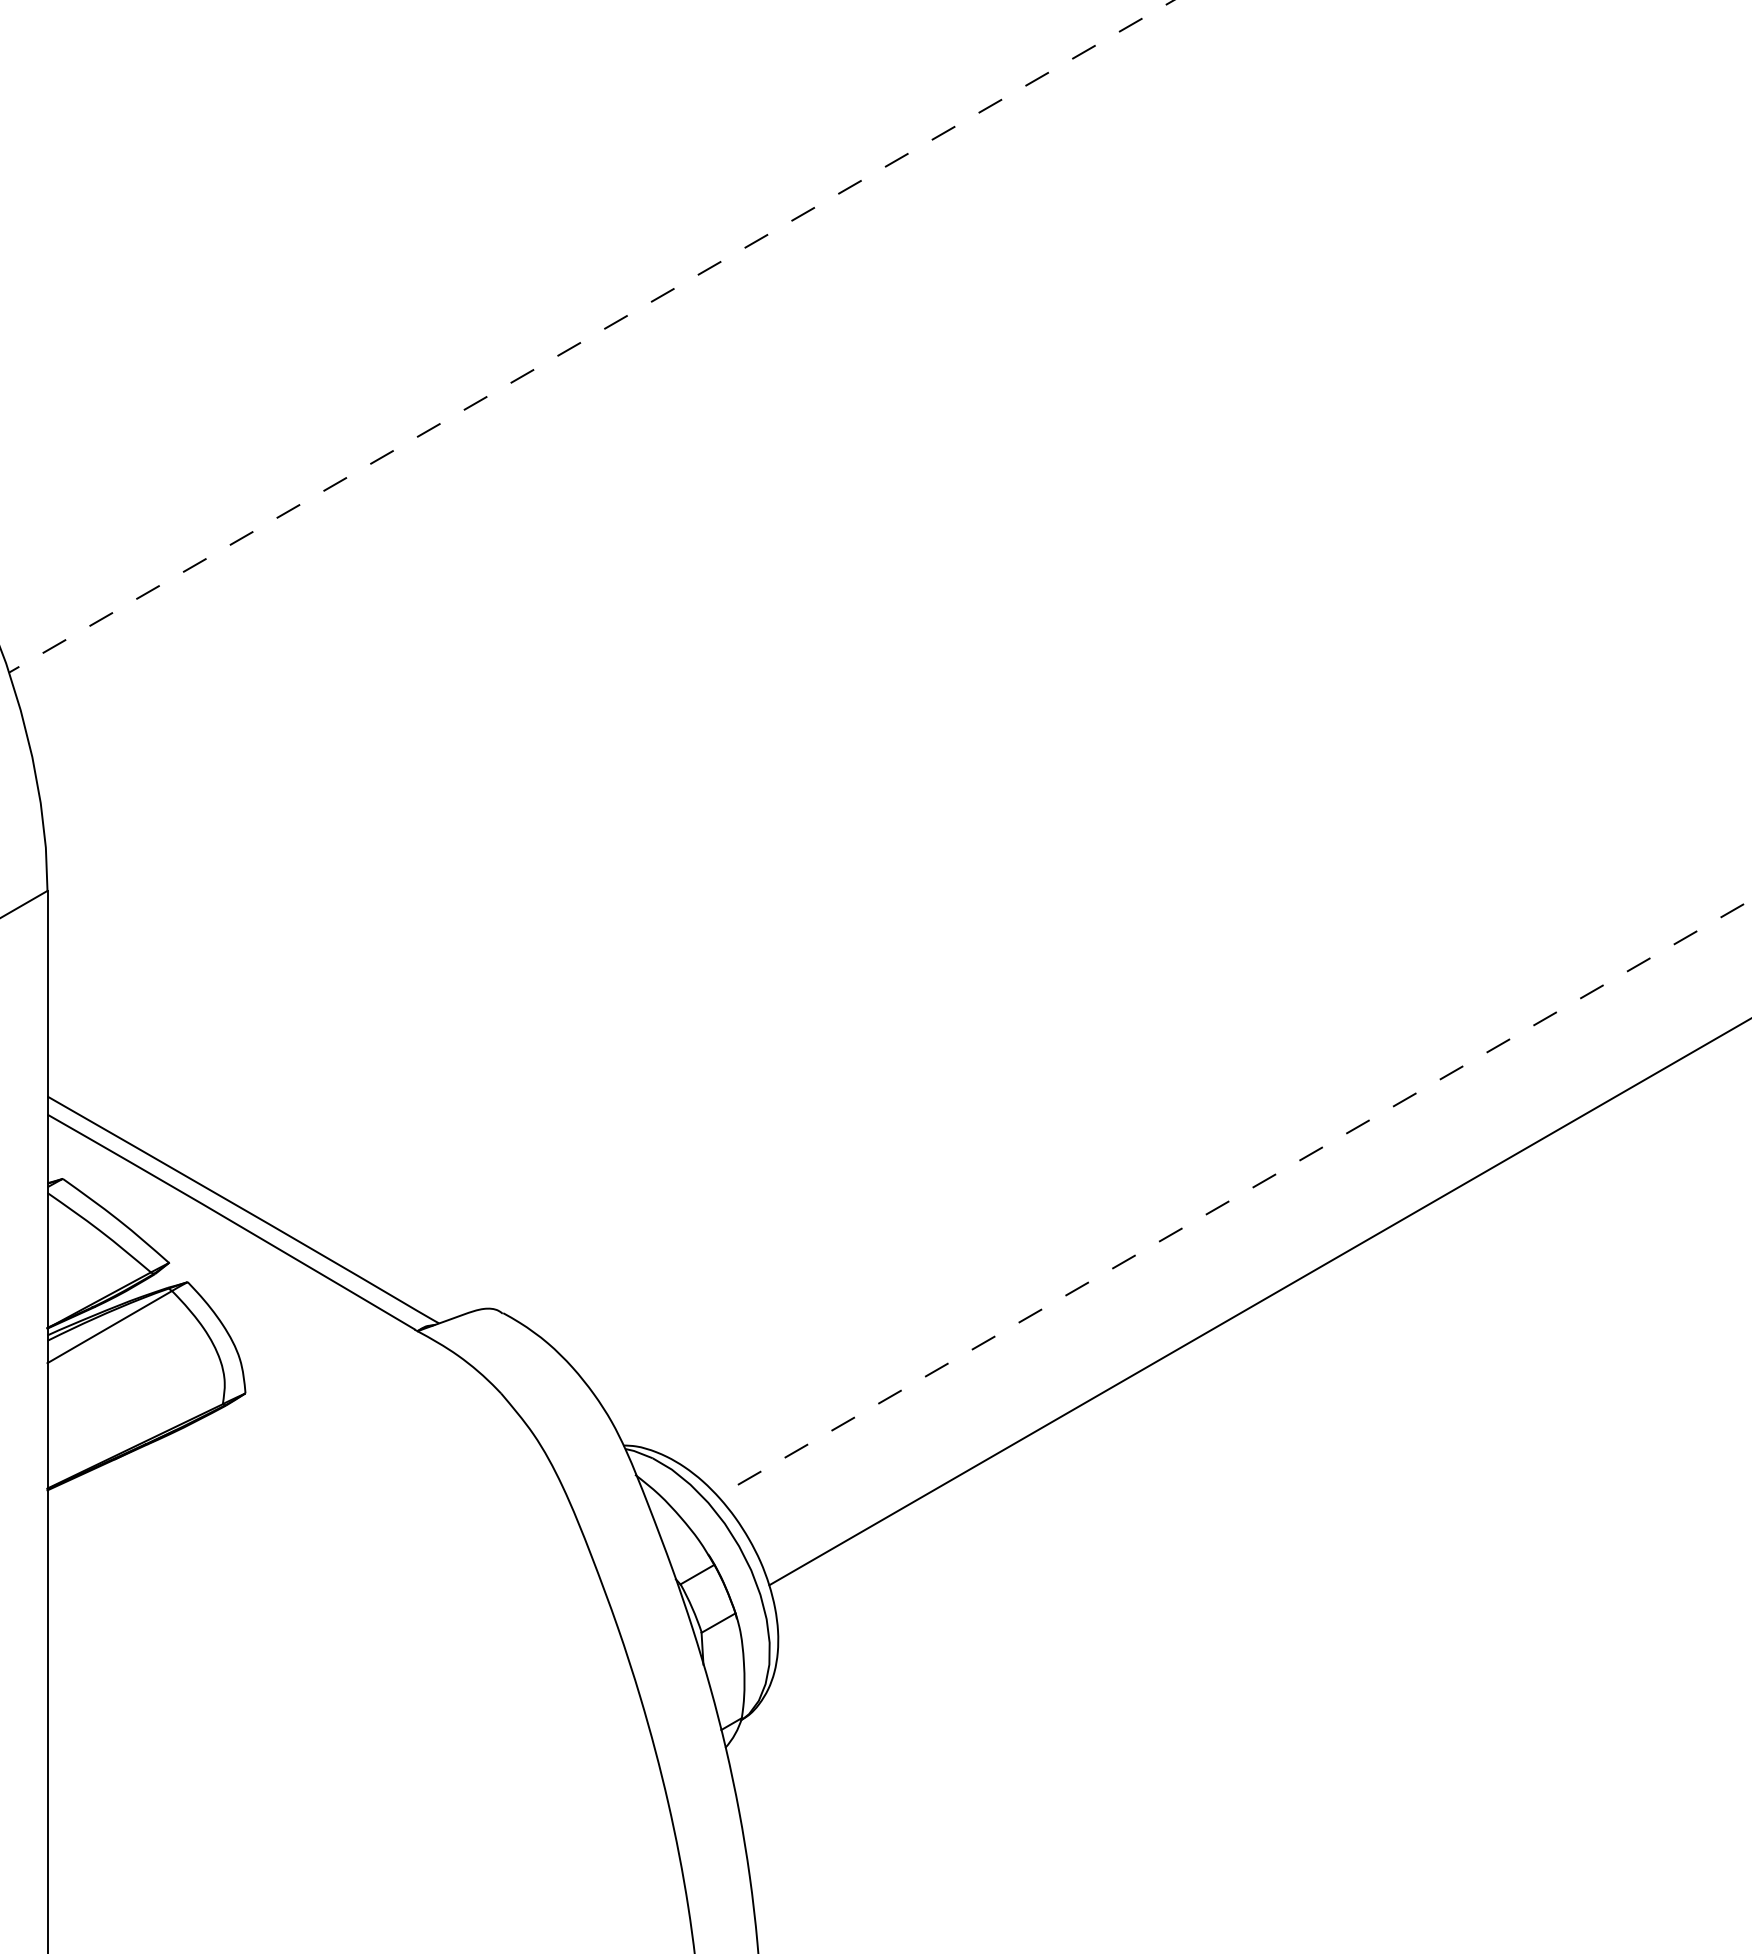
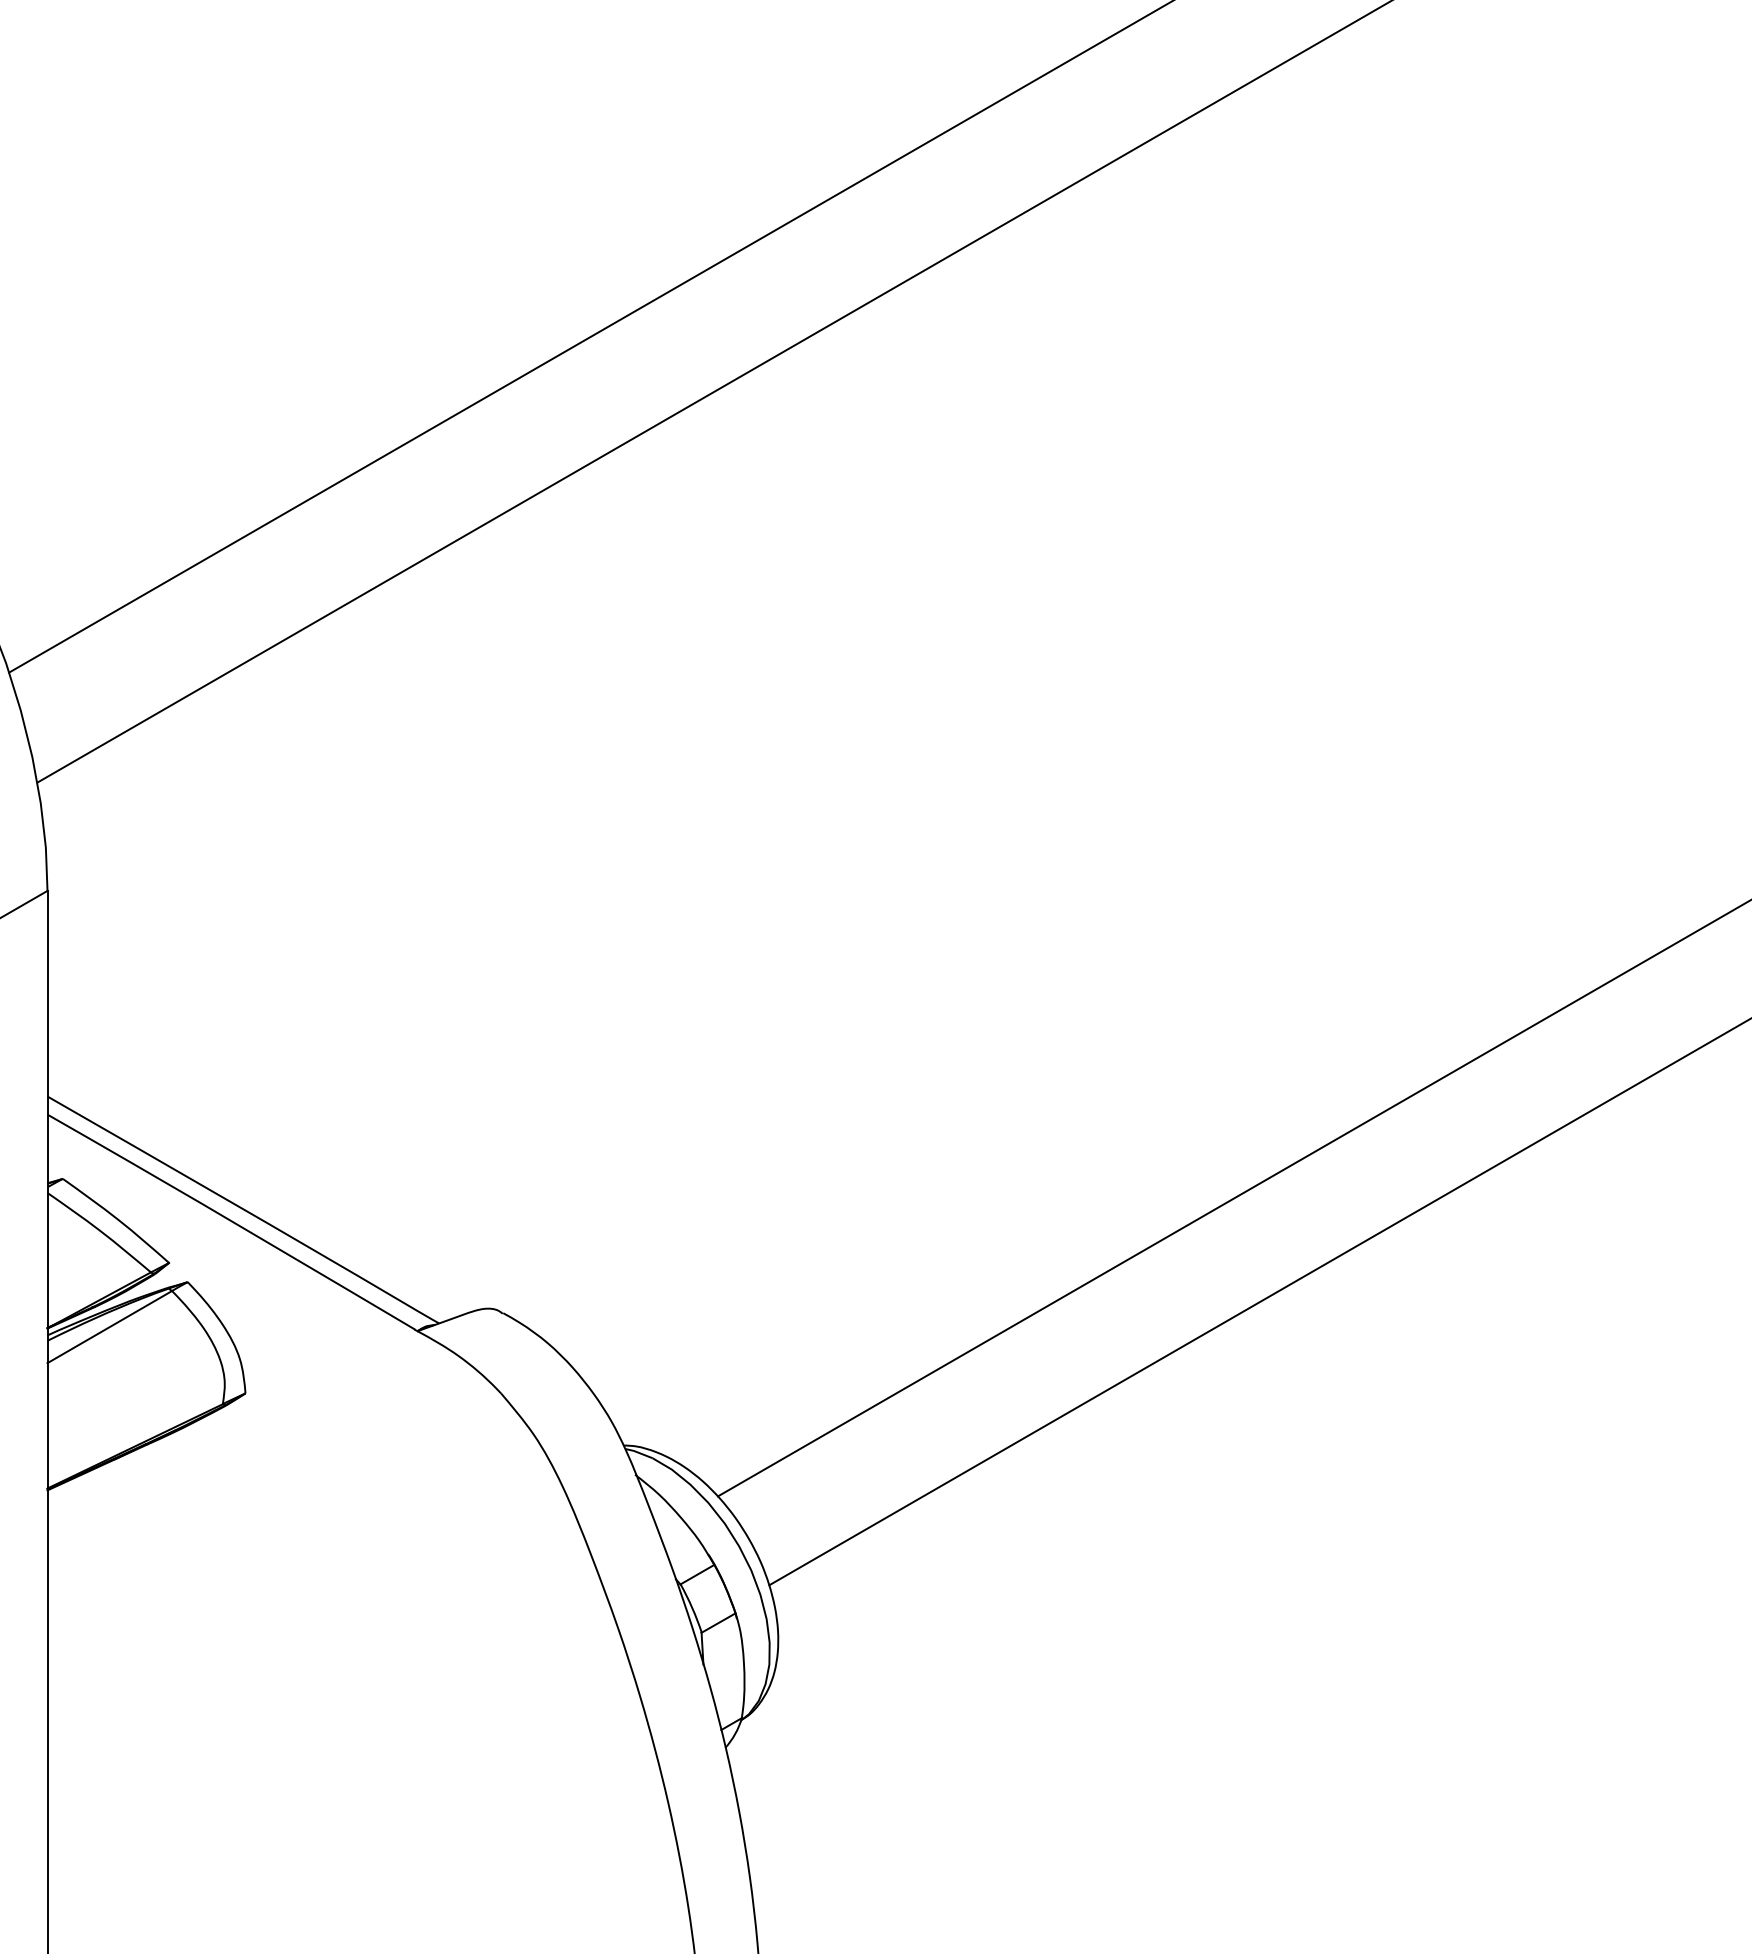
line: dashed -> solid (590, 336)
line: none -> present (712, 392)
line: dashed -> solid (1234, 1197)
